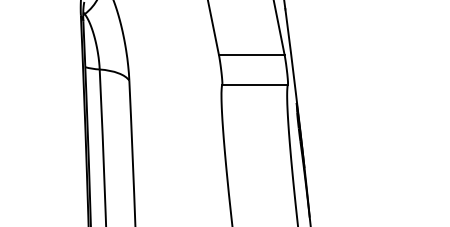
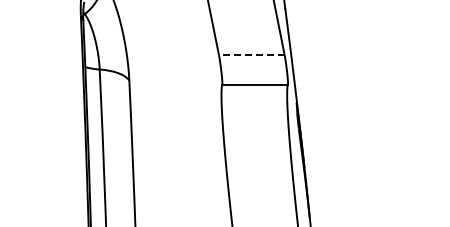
line: solid -> dashed (251, 55)
